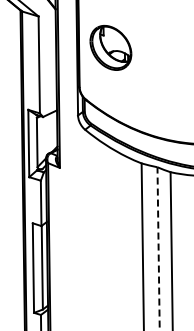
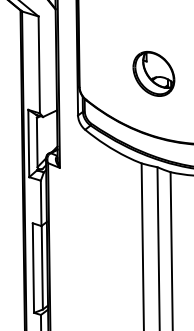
part position: (110, 47) -> (153, 73) (153, 73)
line: dashed -> solid (158, 249)
